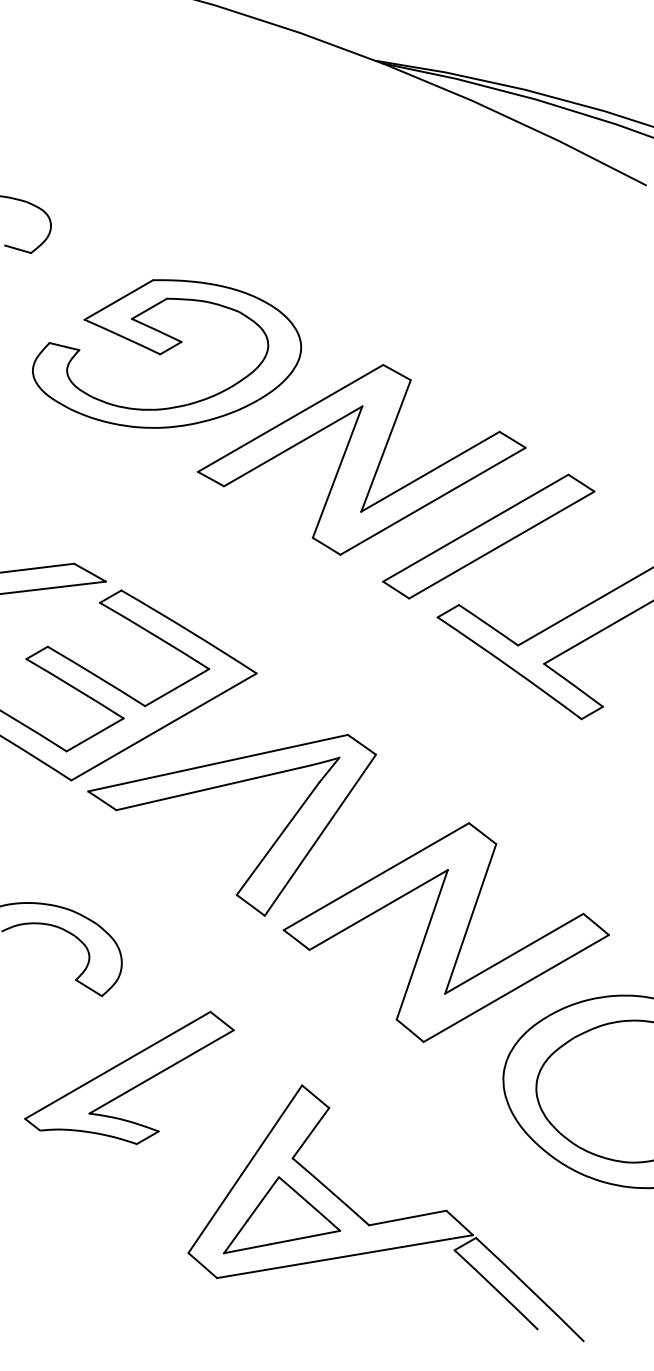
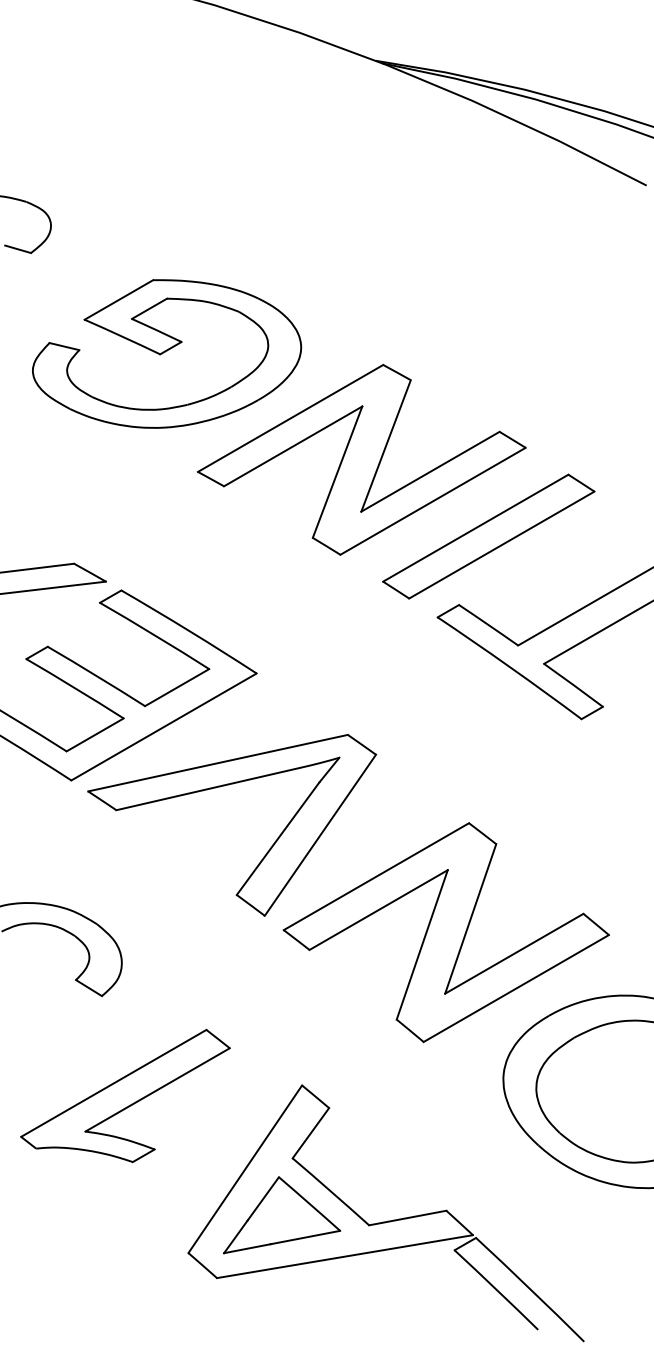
part position: (129, 1077) -> (125, 1095) (125, 1095)
